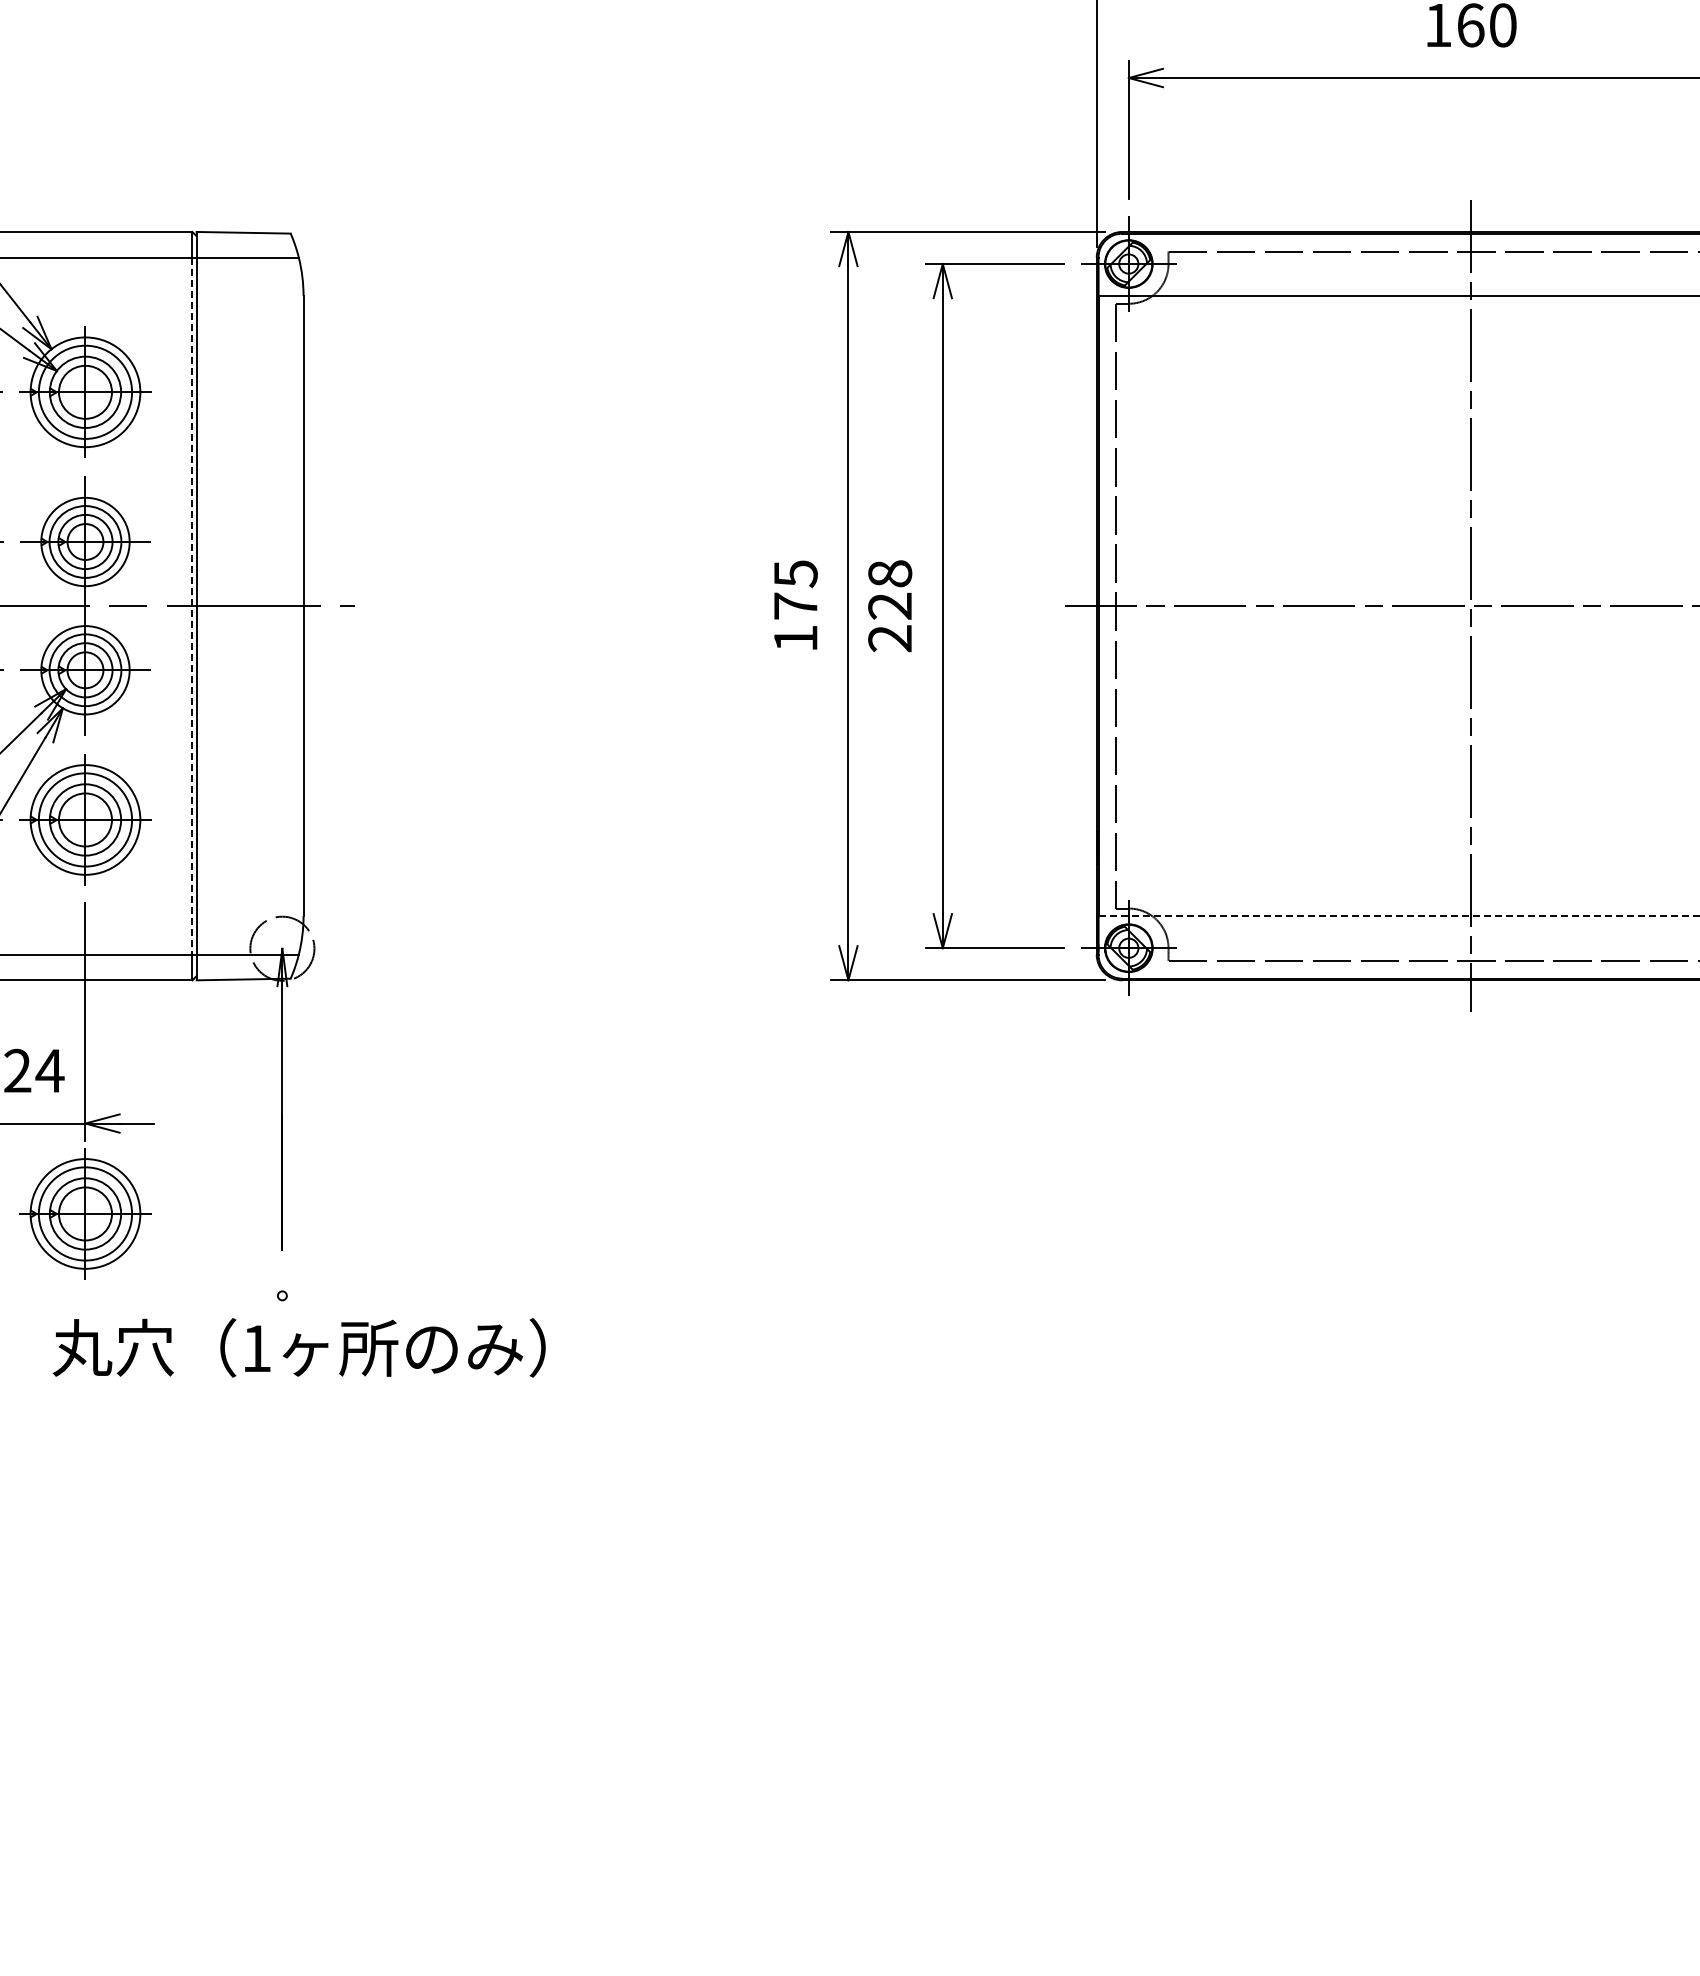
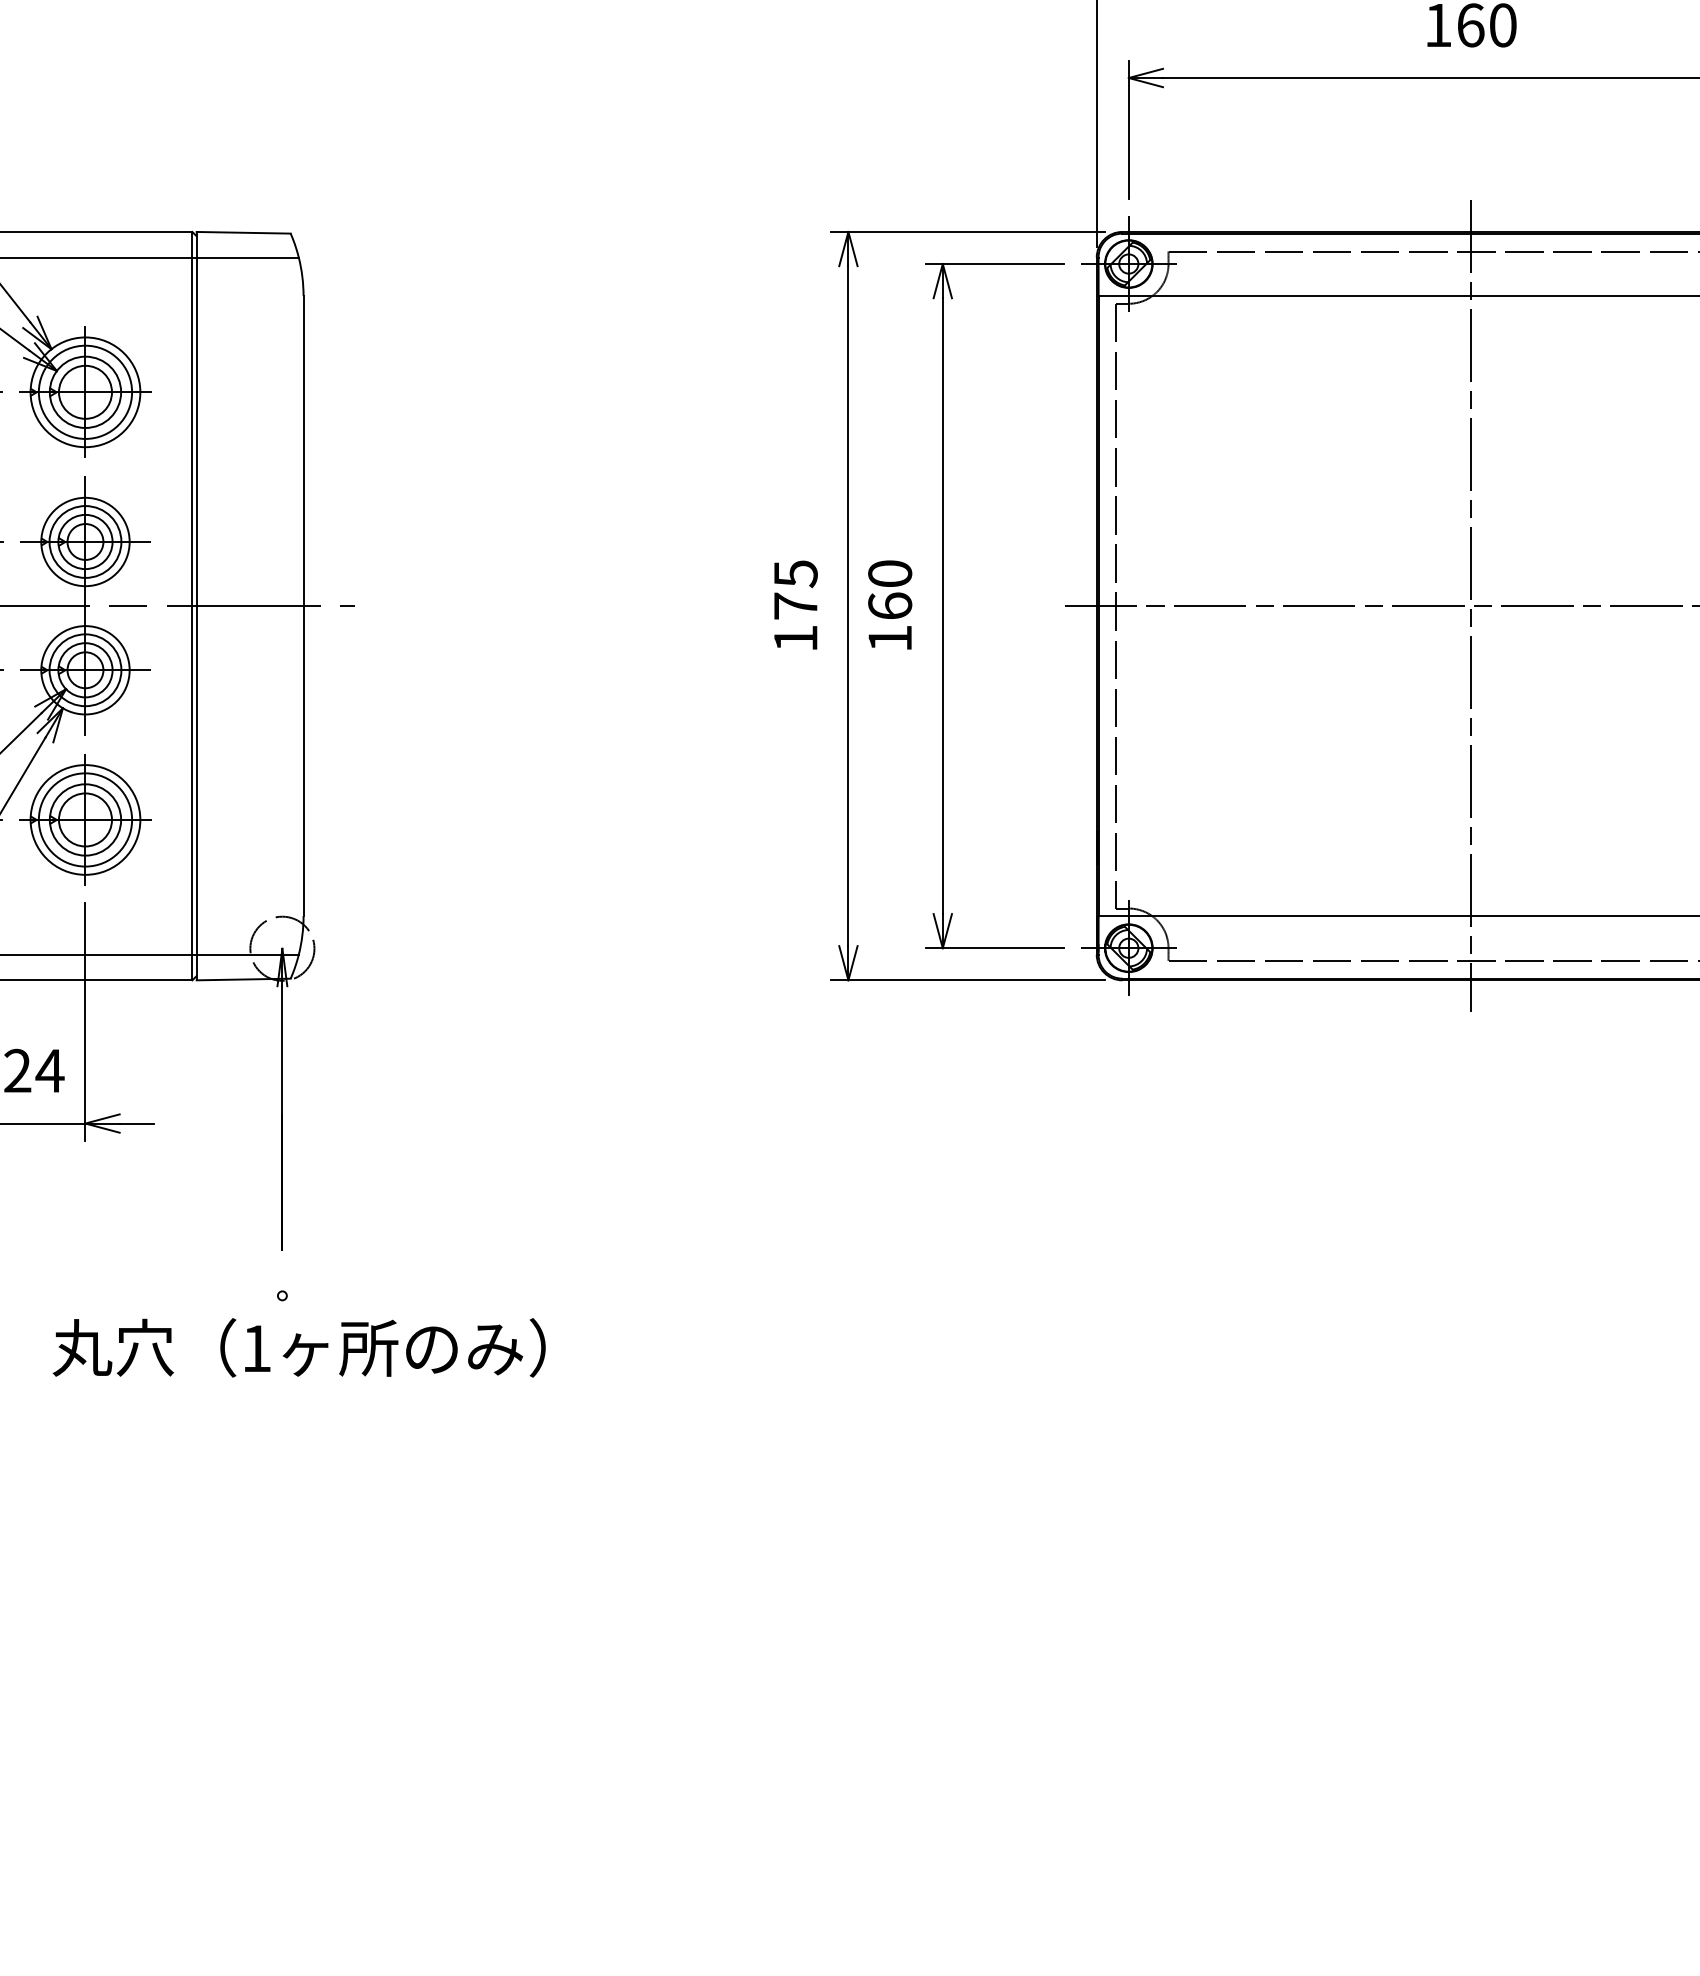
line: dashed -> solid (192, 606)
text: 228 -> 160 (890, 606)
line: dashed -> solid (1399, 916)
part: present -> none (85, 1213)
